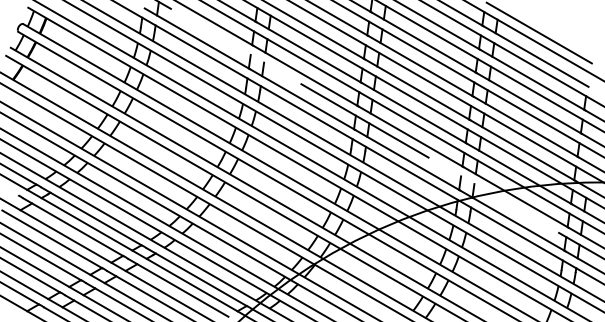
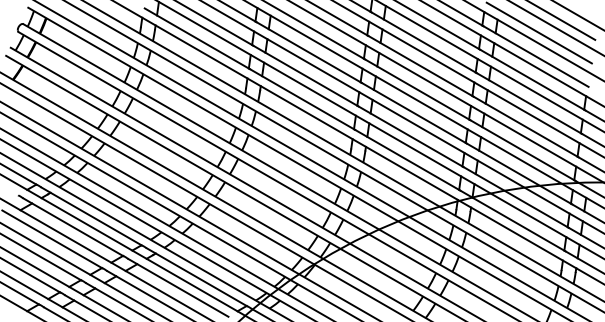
line: none -> present (578, 15)
line: none -> present (562, 20)
line: none -> present (556, 28)
line: dashed -> solid (380, 129)
